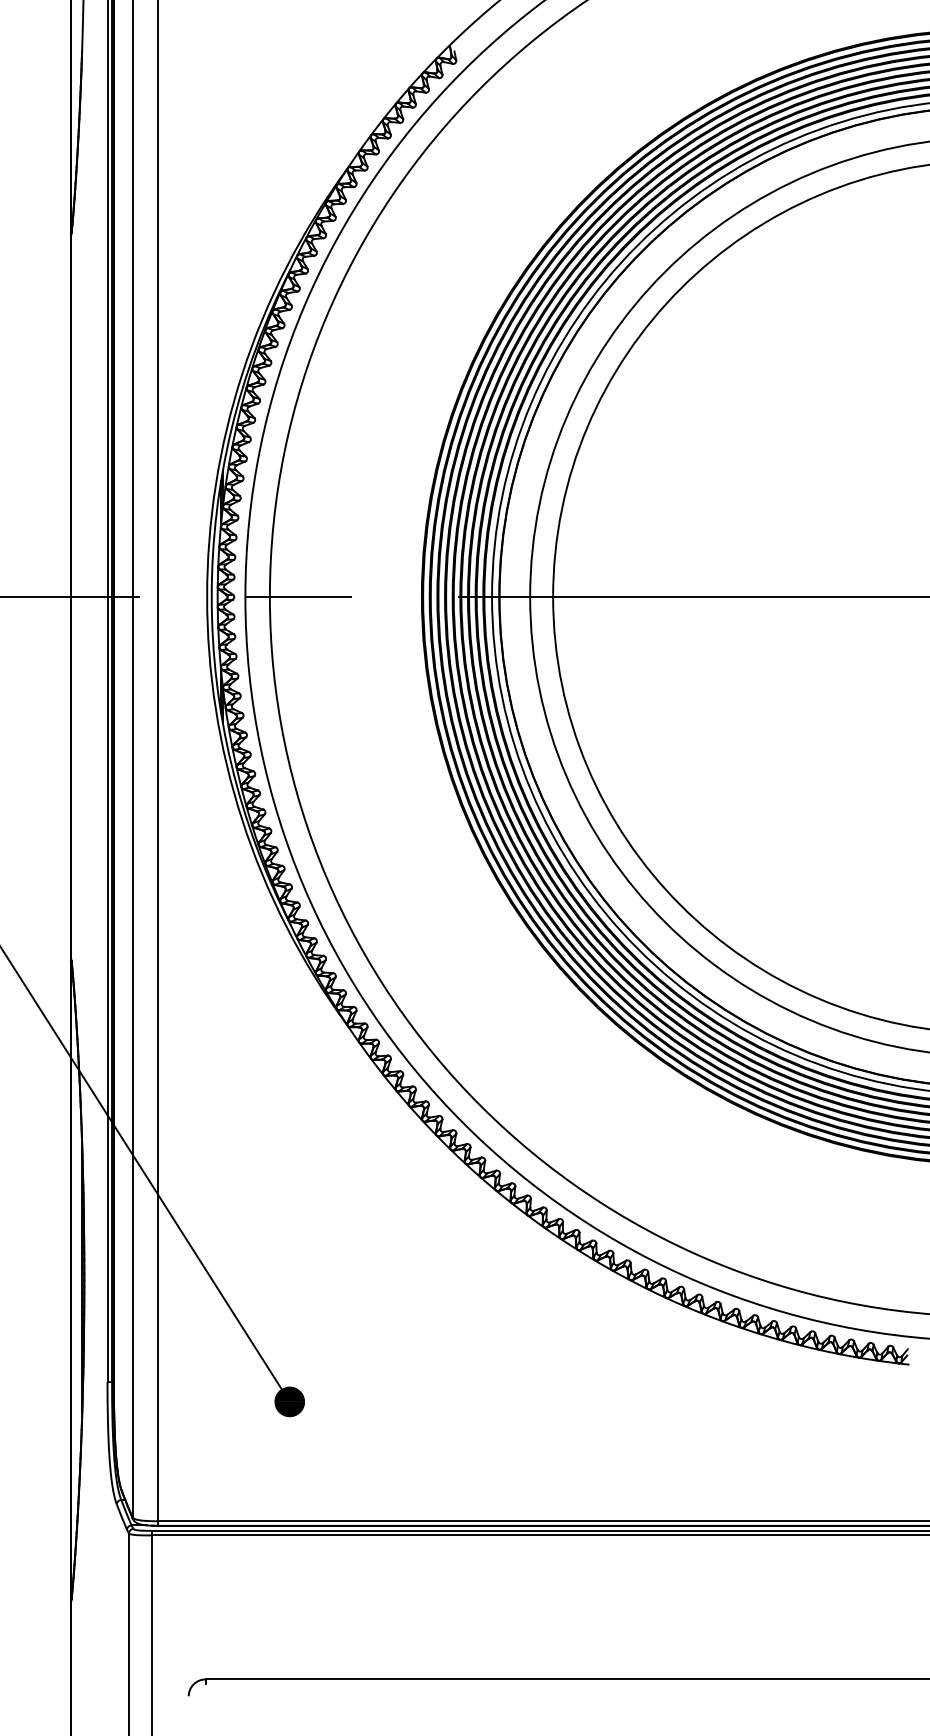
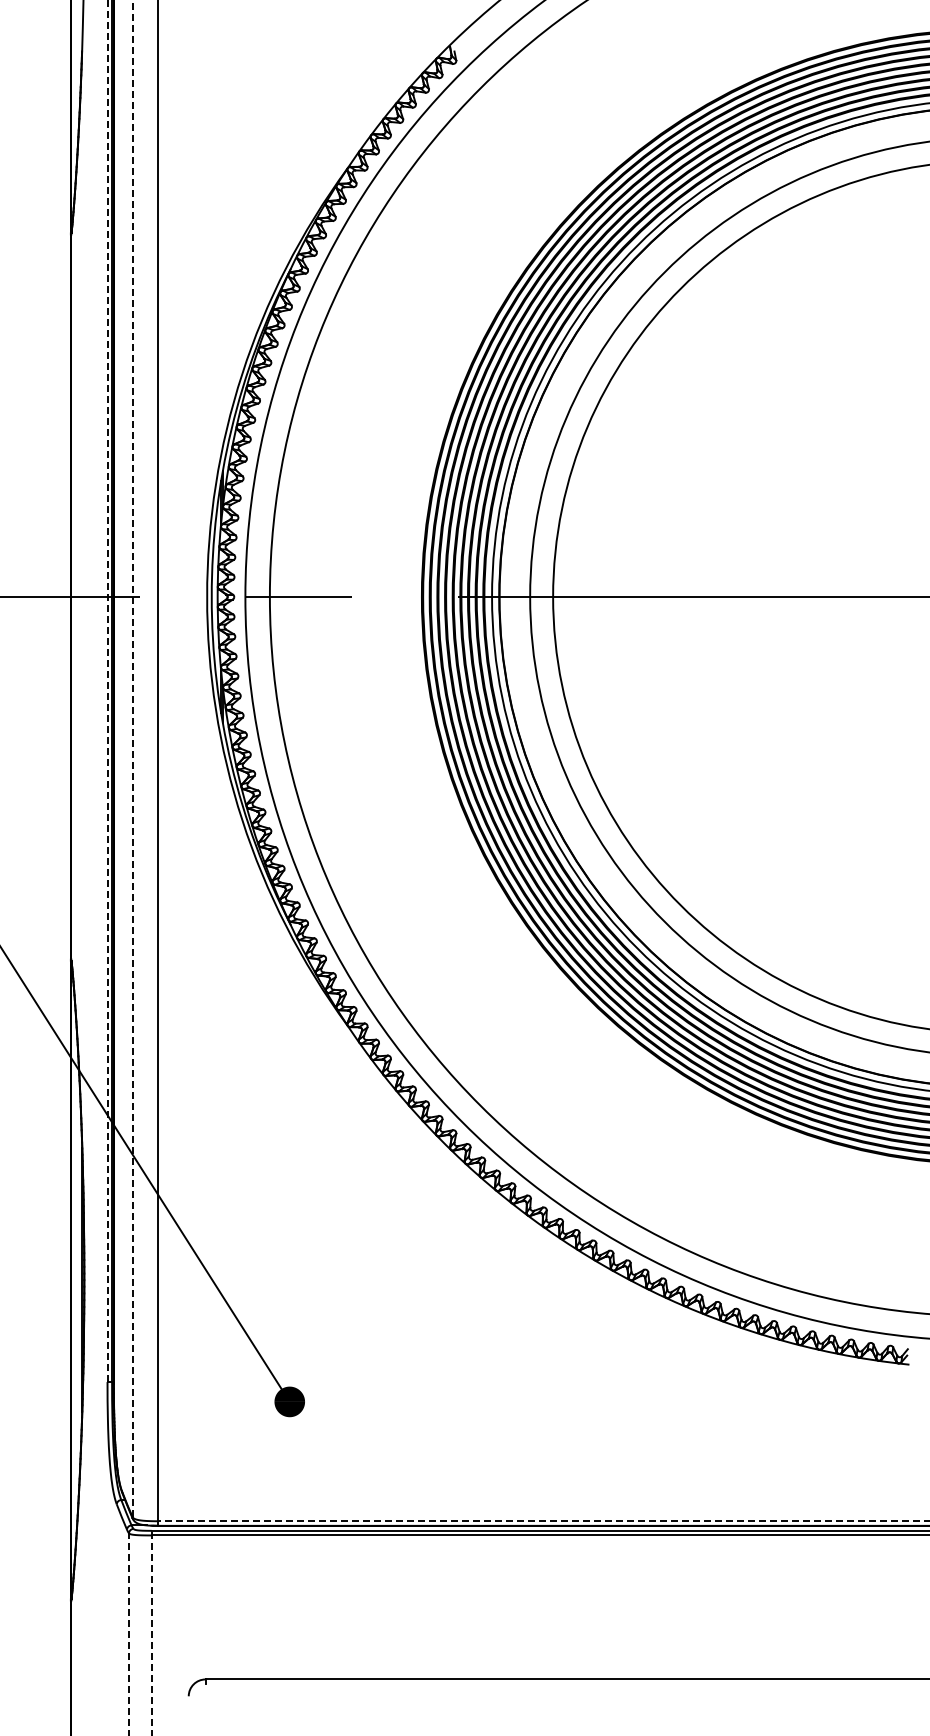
line: solid -> dashed (107, 691)
line: solid -> dashed (132, 758)
line: solid -> dashed (543, 1521)
line: solid -> dashed (151, 1632)
line: solid -> dashed (129, 1634)
